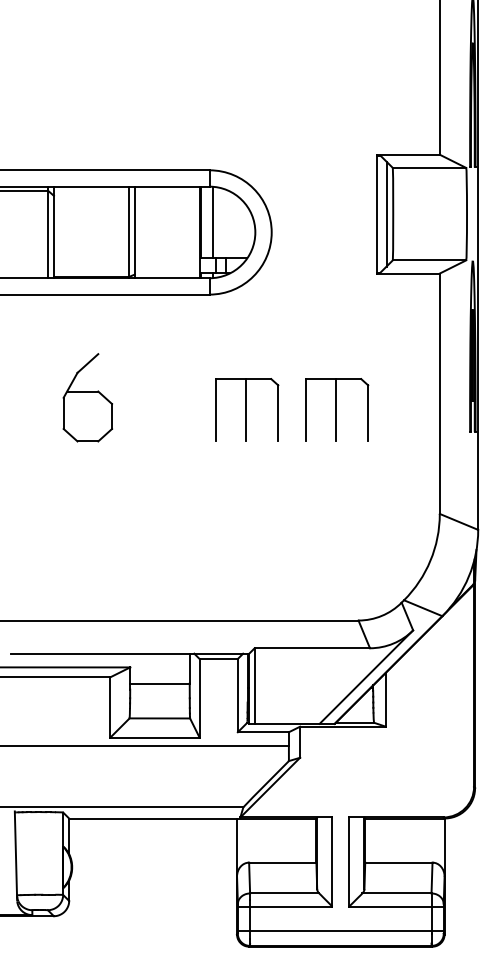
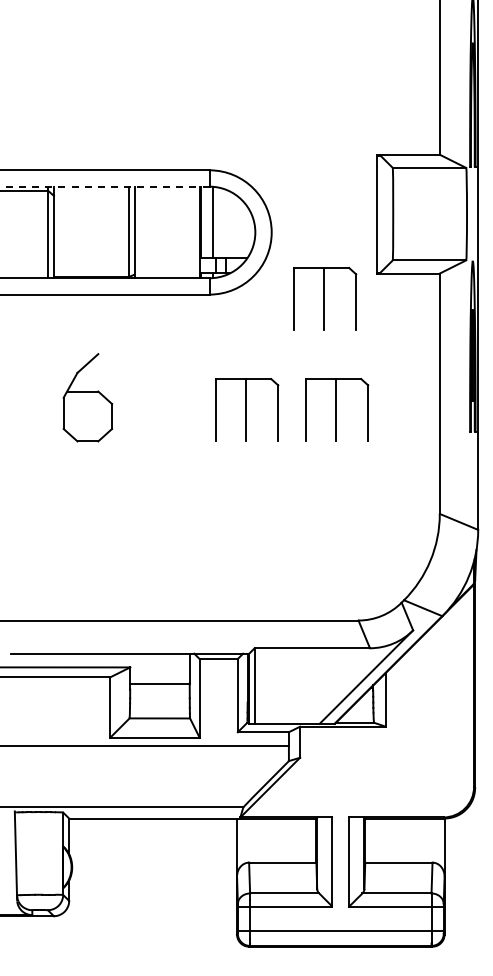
line: solid -> dashed (104, 186)
line: present -> none (386, 213)
part: none -> present (325, 298)
